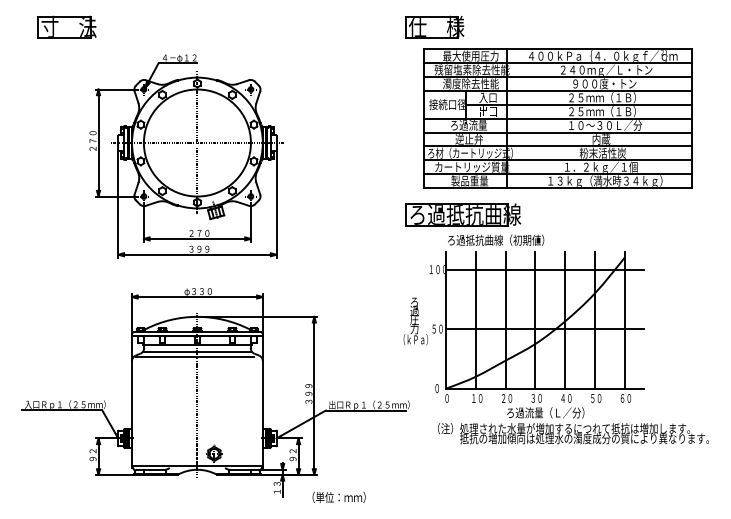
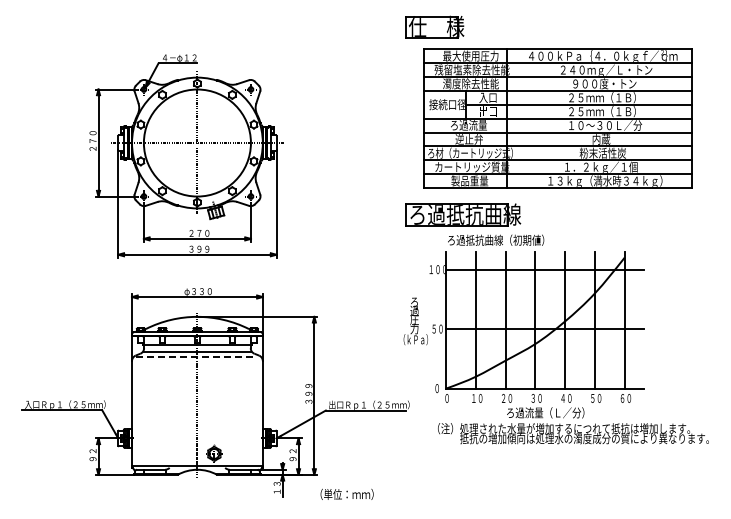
part: present -> none (66, 26)
line: solid -> dashed (195, 357)
text position: (338, 496) -> (346, 493) (346, 493)
